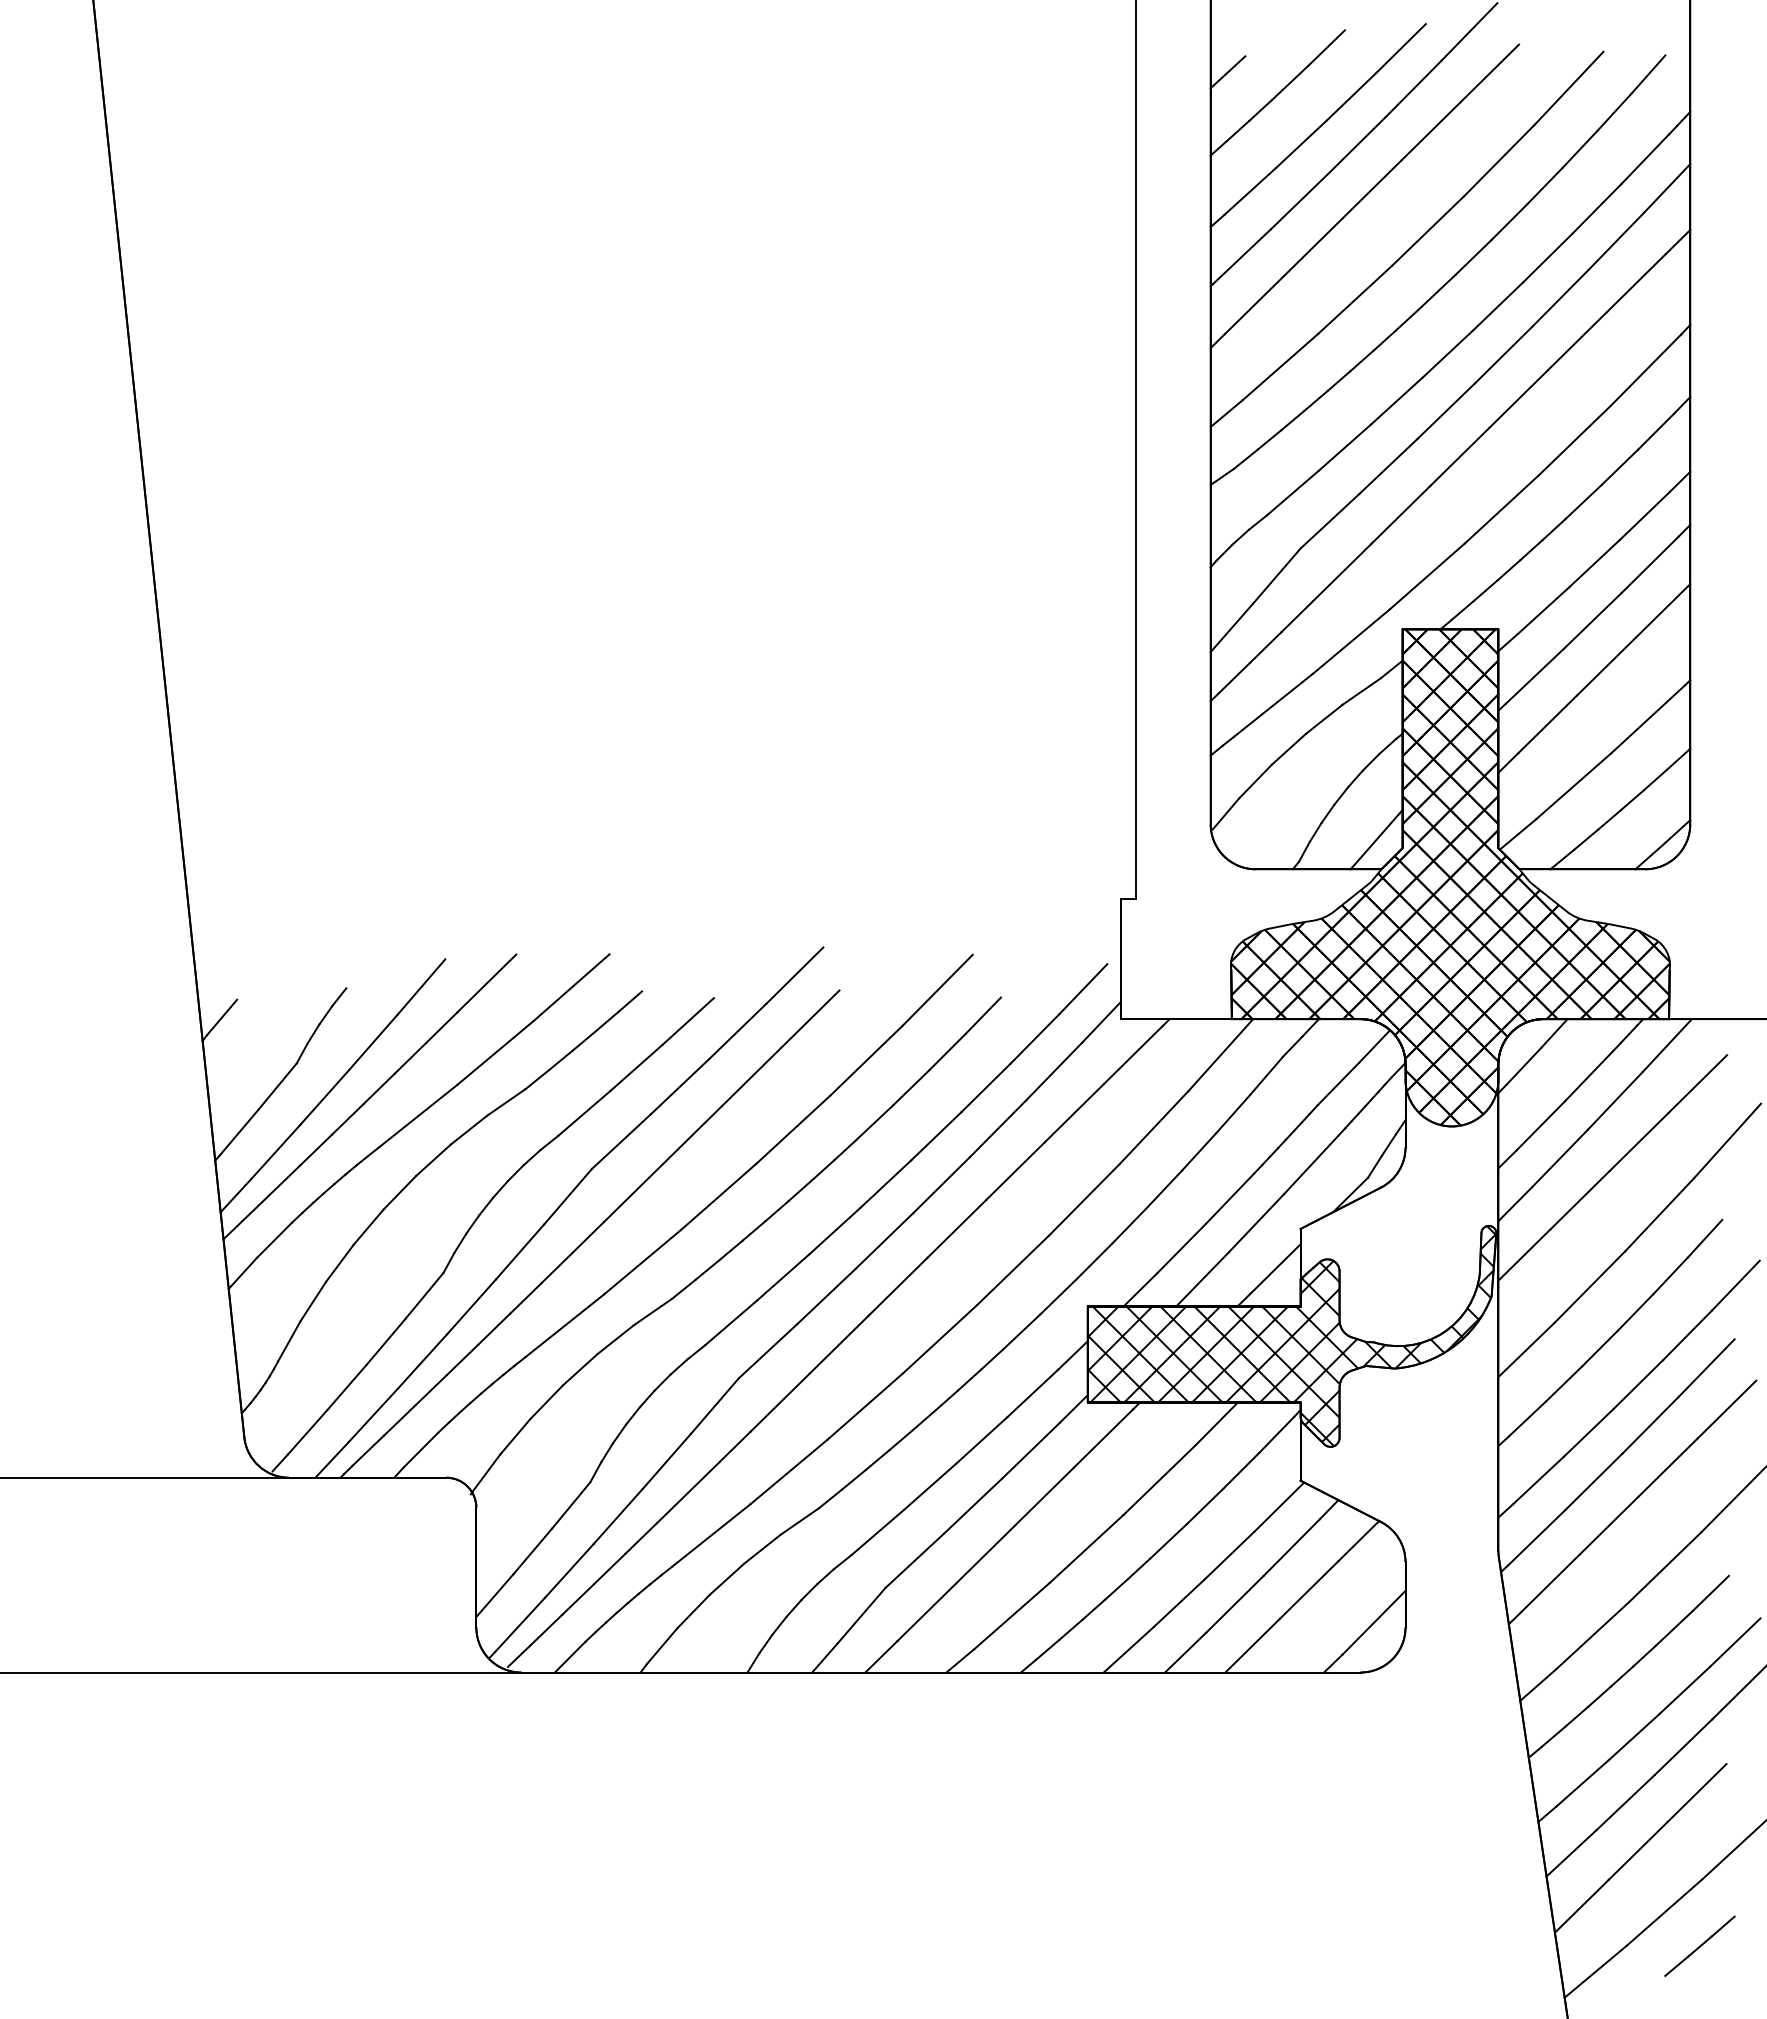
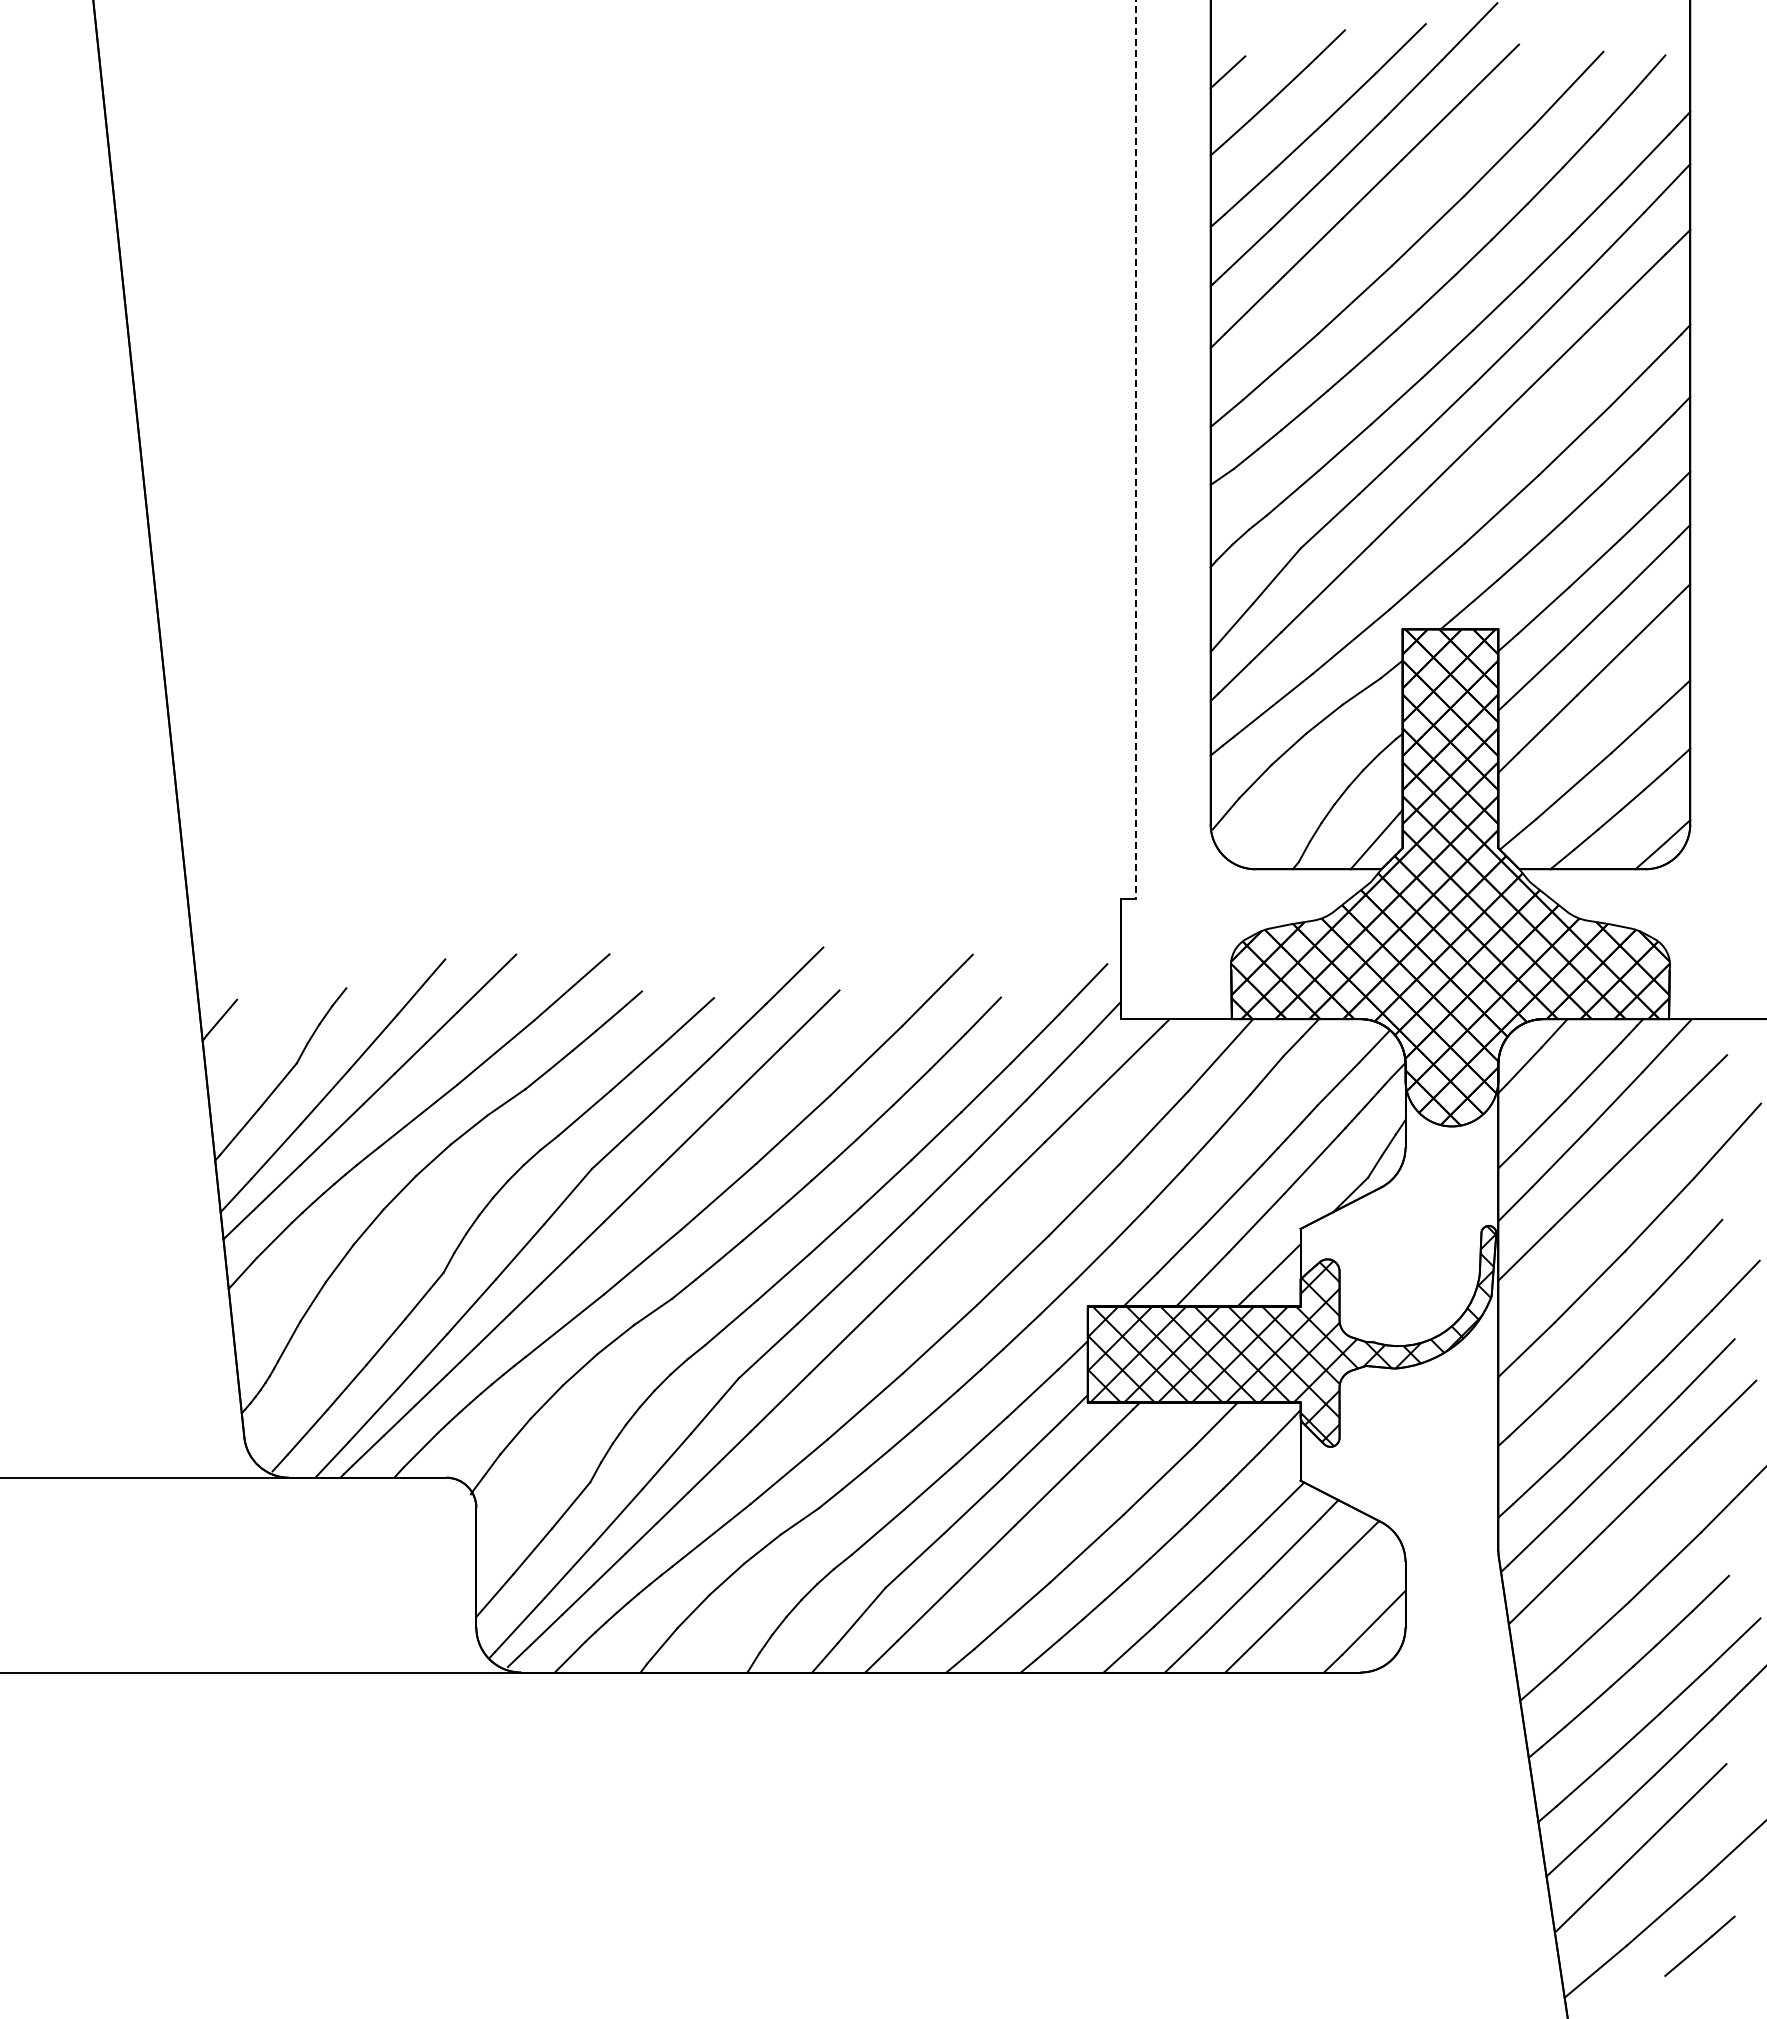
line: solid -> dashed (1135, 450)
